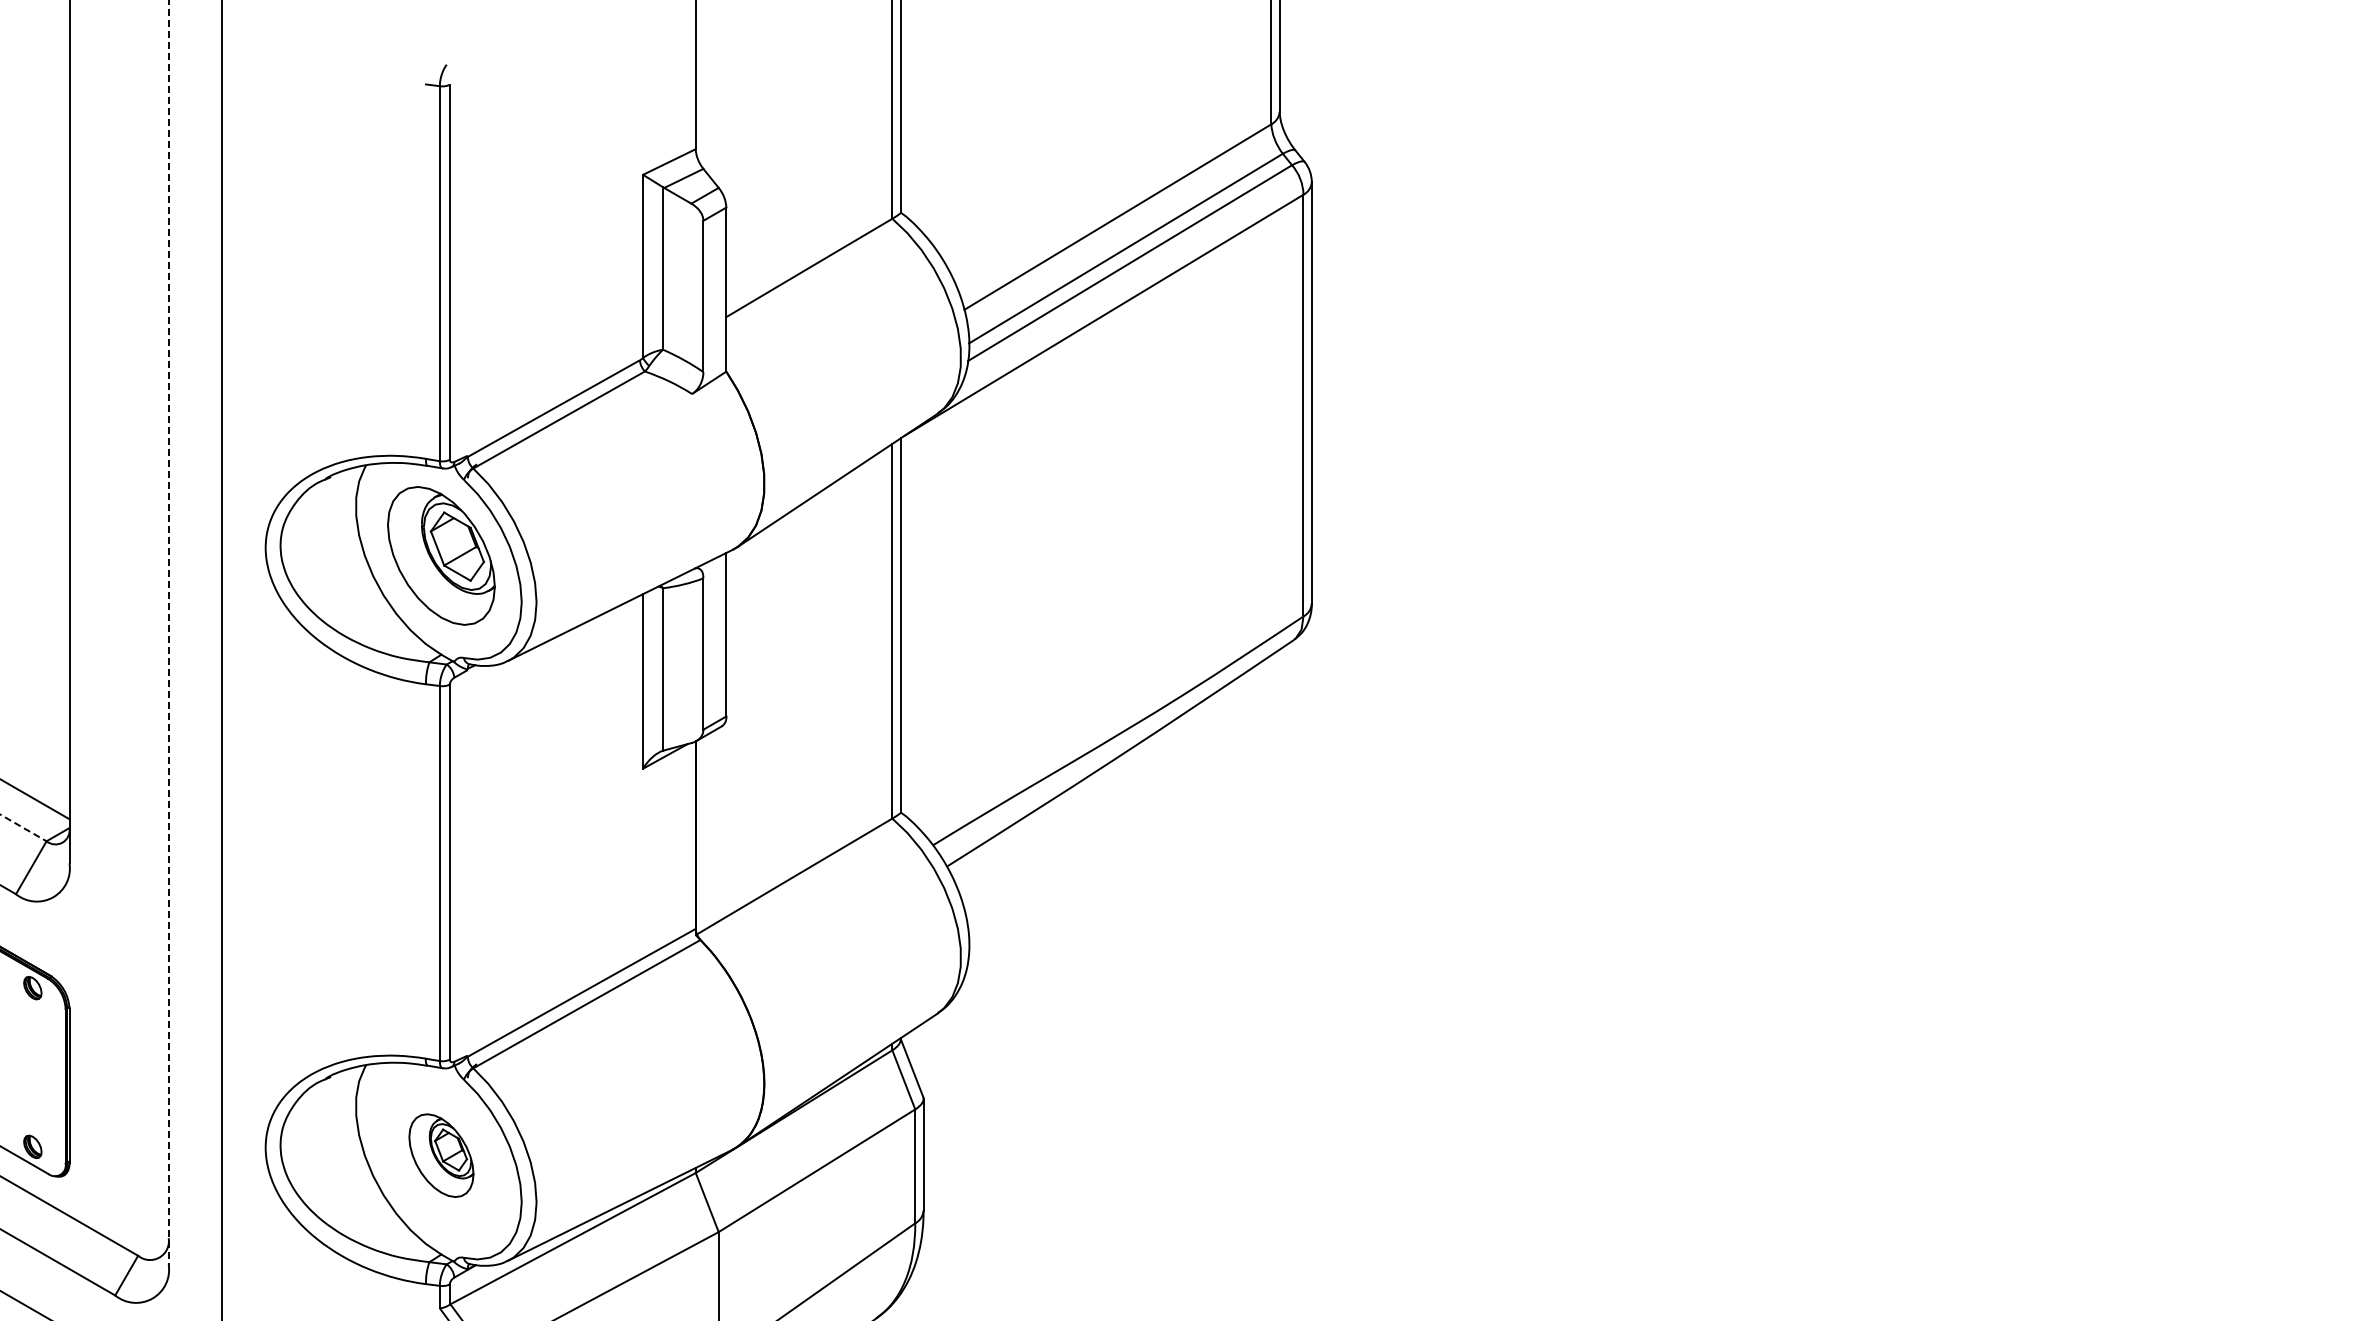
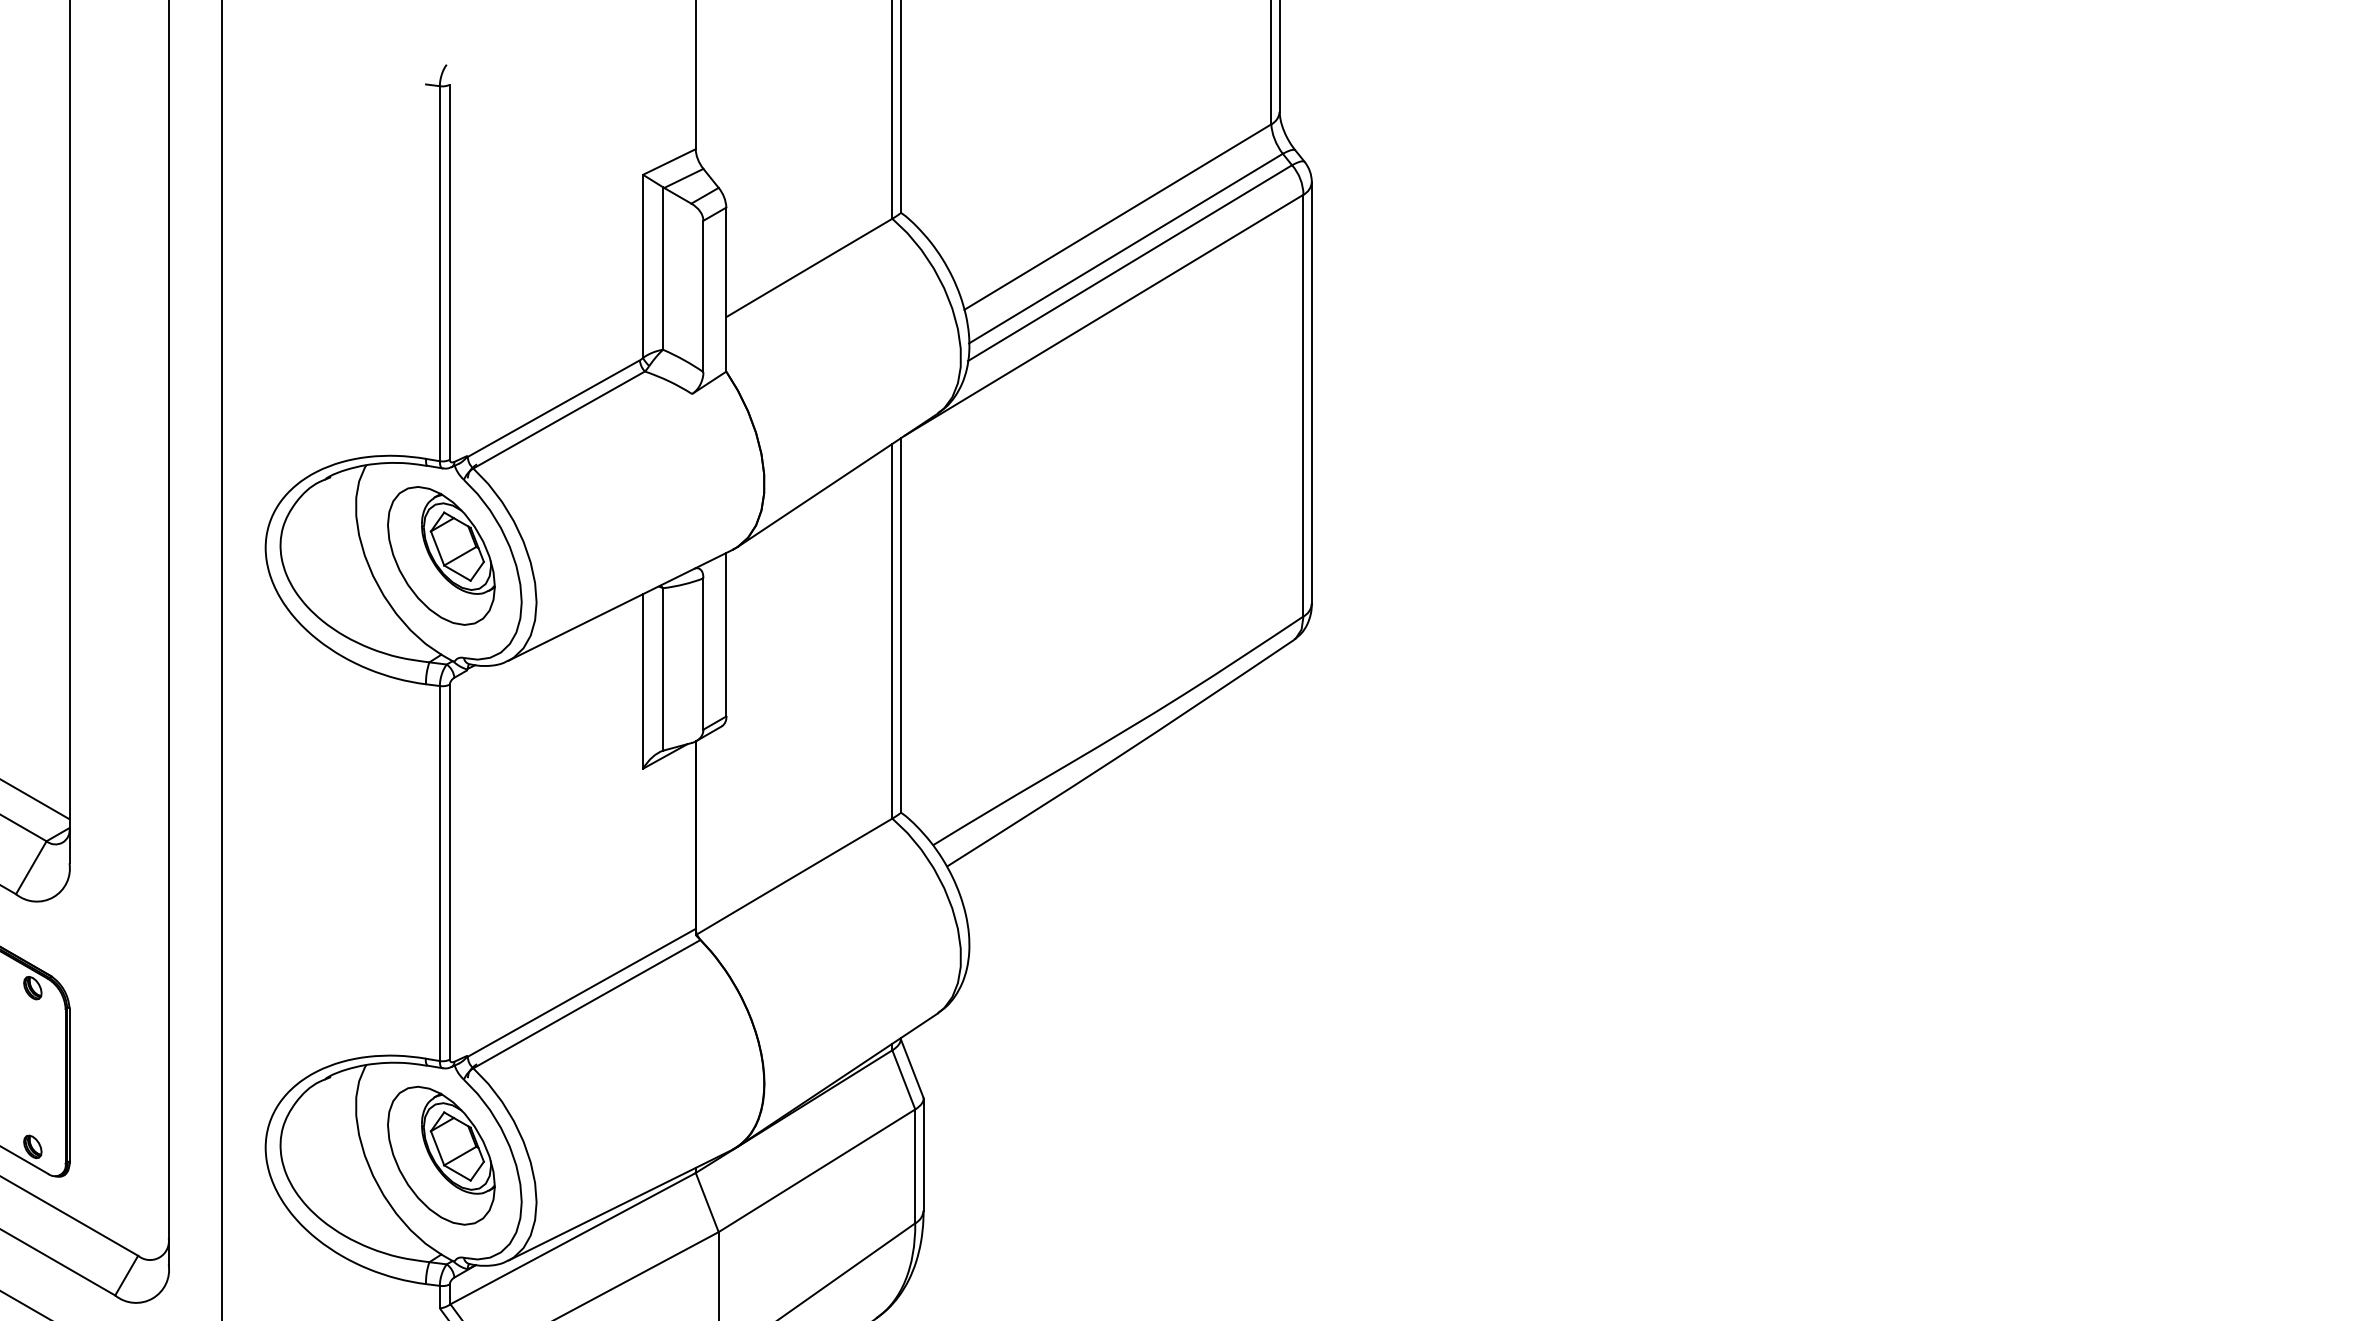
line: dashed -> solid (168, 632)
line: dashed -> solid (24, 828)
part size: 67x85 px -> 109x141 px (441, 1155)
